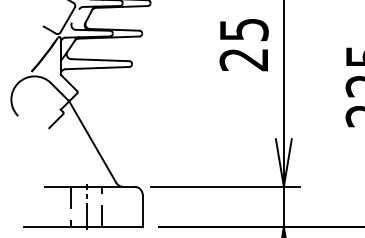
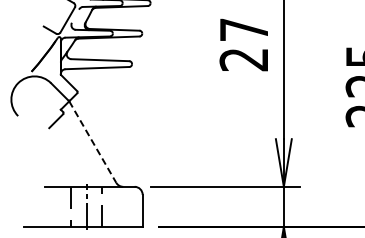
text: 25 -> 27 (244, 29)
line: solid -> dashed (93, 142)
